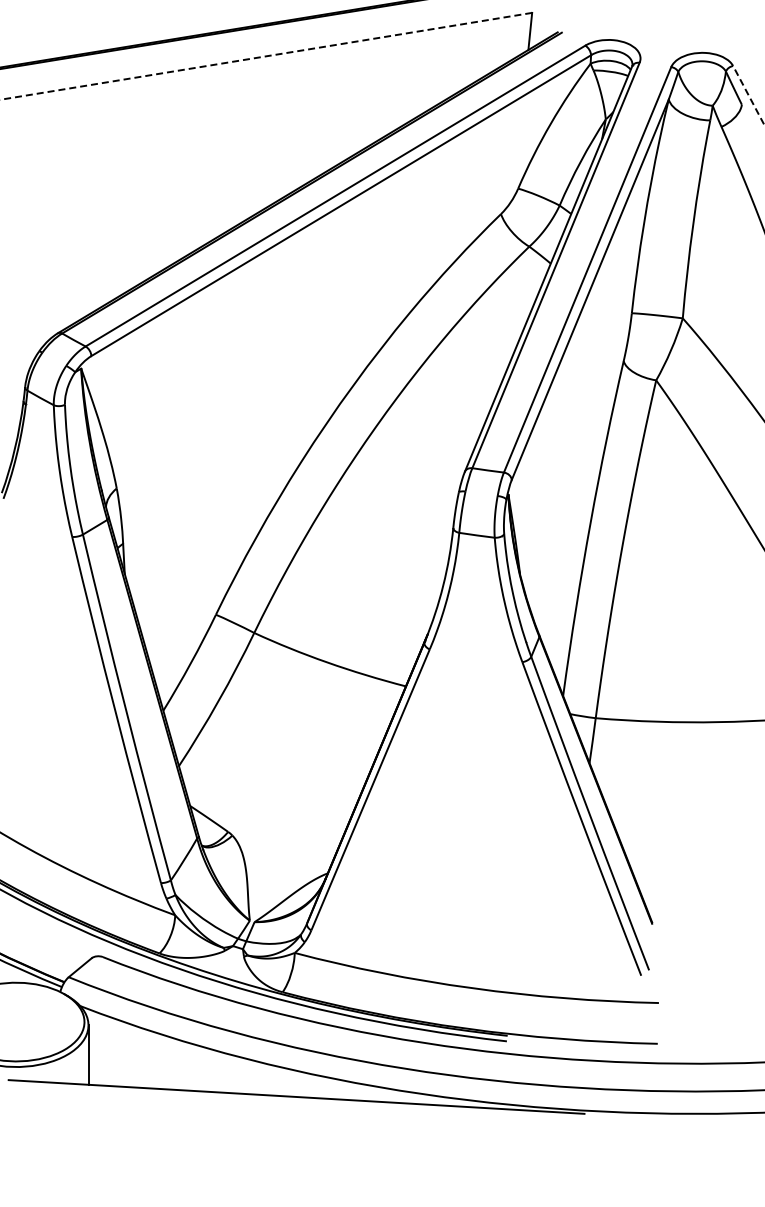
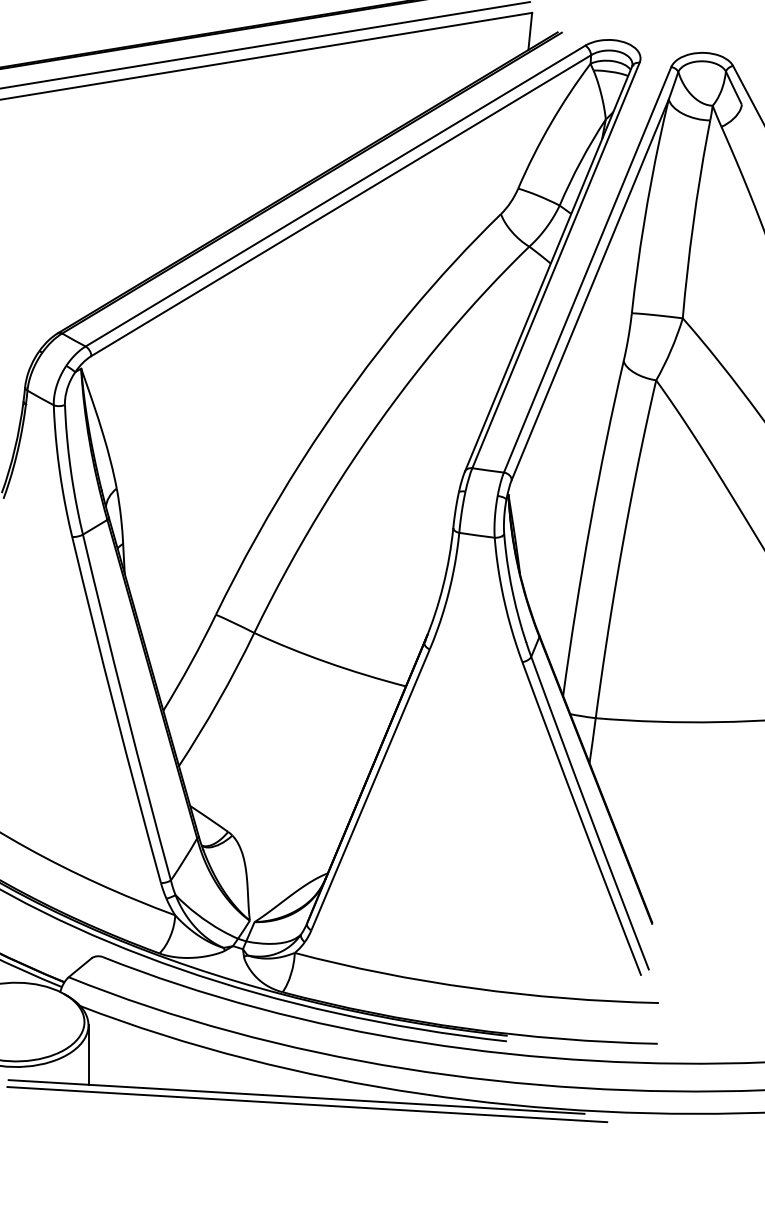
line: none -> present (265, 45)
line: dashed -> solid (265, 56)
line: dashed -> solid (749, 95)
line: none -> present (307, 1104)
